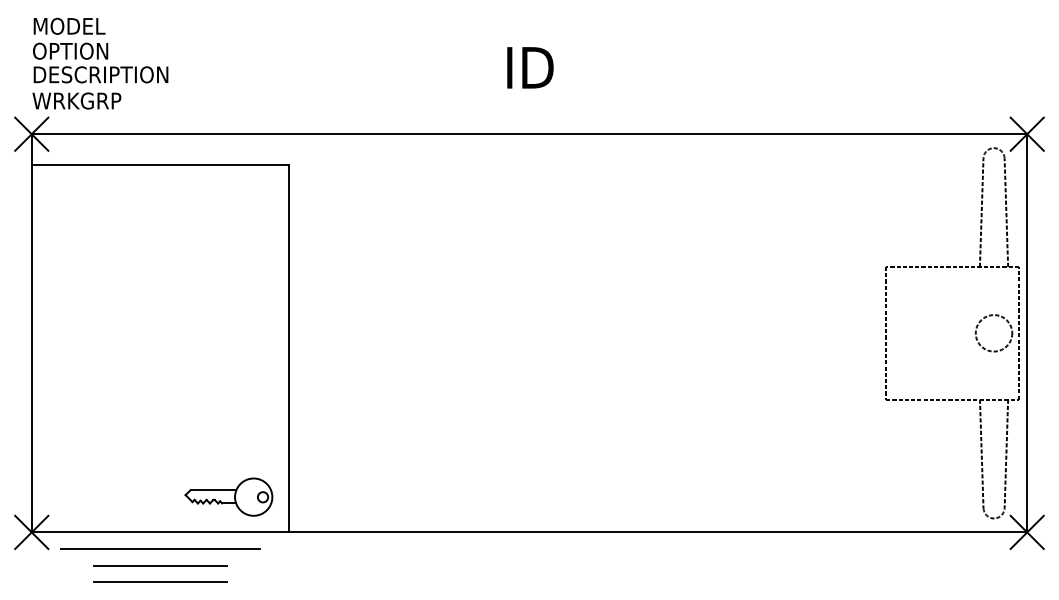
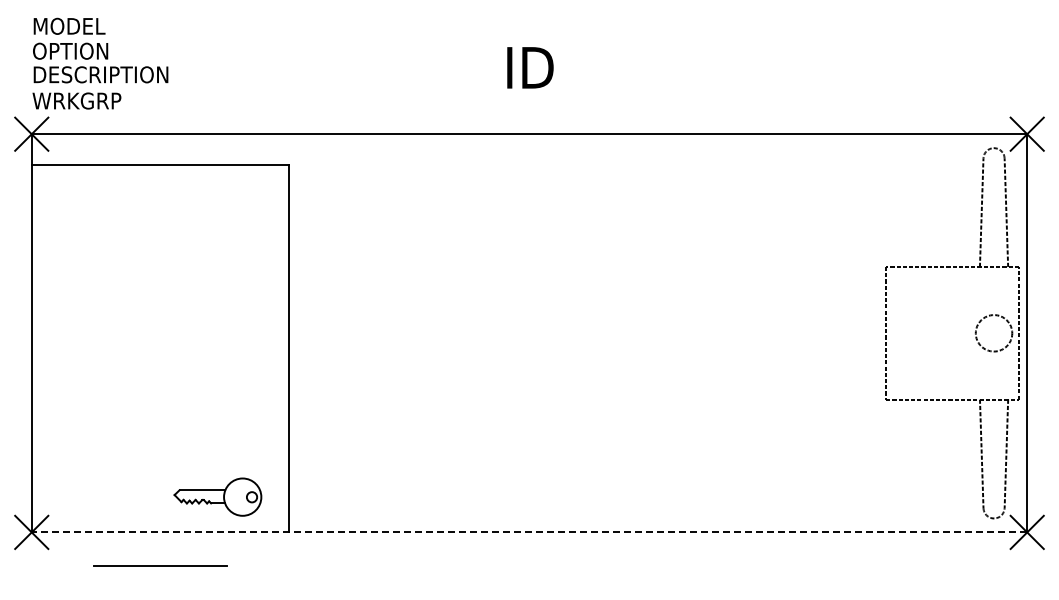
part position: (228, 496) -> (217, 496) (217, 496)
line: solid -> dashed (529, 532)
line: present -> none (159, 549)
line: present -> none (160, 582)
